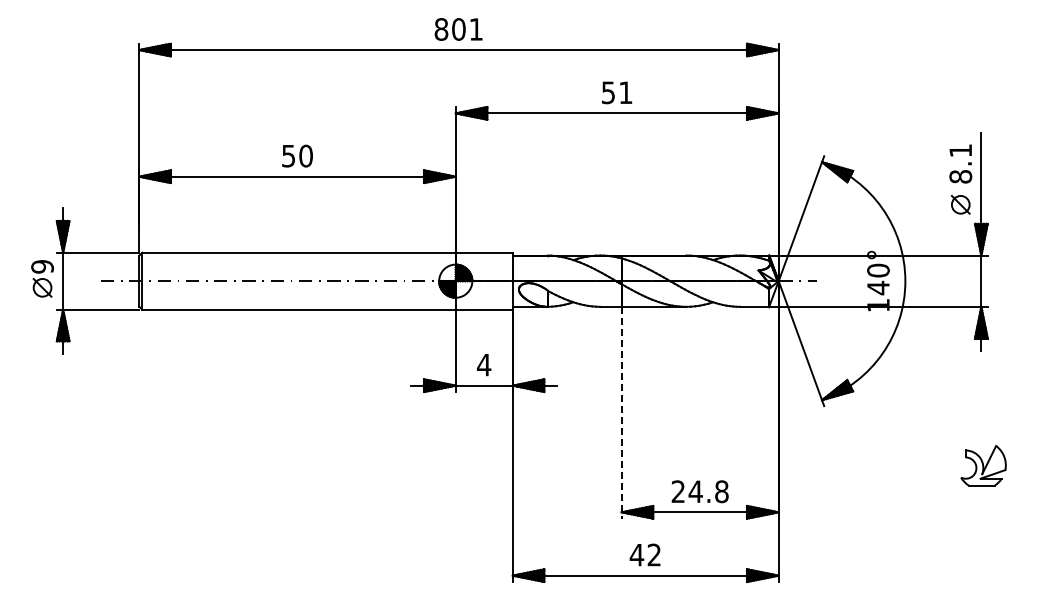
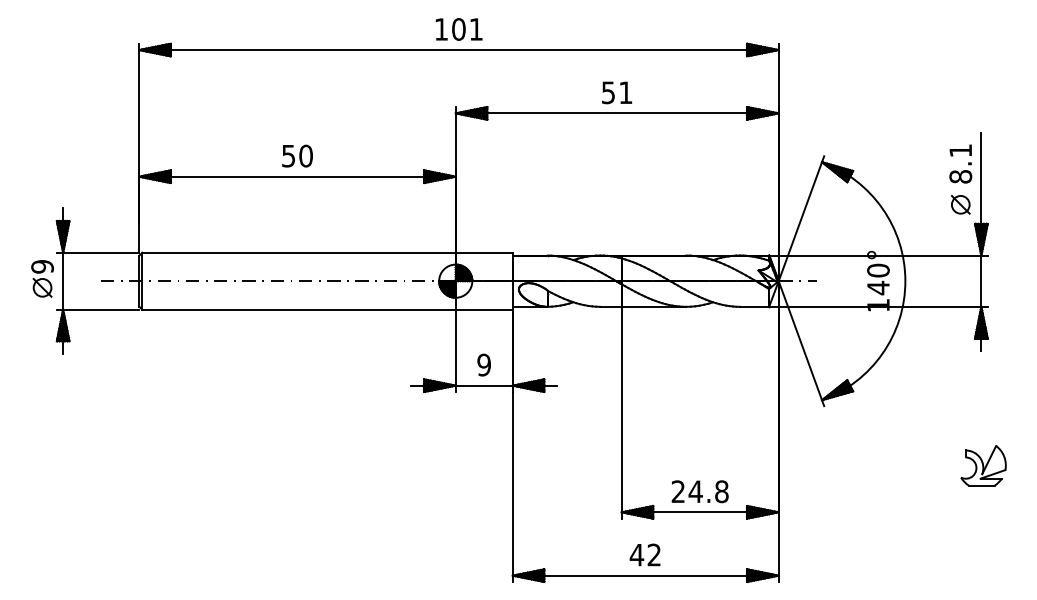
text: 801 -> 101 (441, 29)
text: 4 -> 9 (484, 364)
line: dashed -> solid (621, 412)
